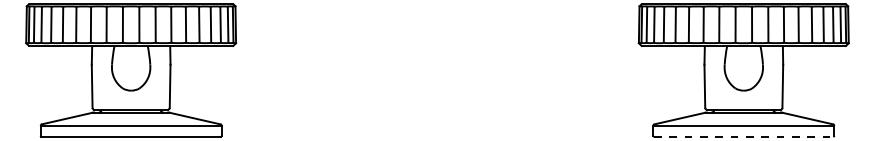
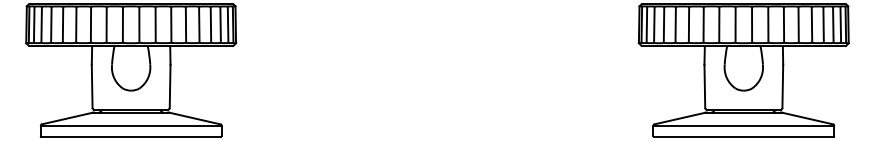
line: dashed -> solid (743, 136)
